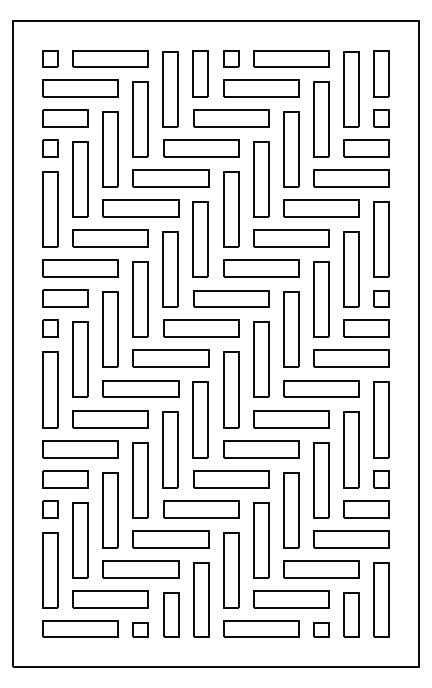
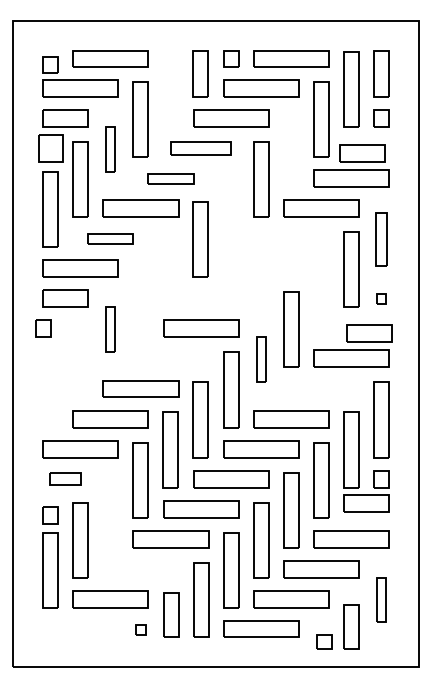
part position: (50, 58) -> (50, 64) (50, 64)
part: present -> none (170, 89)
part size: 17x19 px -> 26x29 px (50, 148)
part size: 77x19 px -> 62x15 px (200, 148)
part position: (366, 148) -> (362, 153) (362, 153)
part size: 17x77 px -> 11x47 px (110, 149)
part: present -> none (291, 149)
part size: 78x19 px -> 48x12 px (170, 178)
part: present -> none (231, 209)
part size: 77x19 px -> 47x12 px (110, 238)
part: present -> none (291, 238)
part size: 17x77 px -> 13x55 px (381, 239)
part: present -> none (261, 268)
part: present -> none (170, 269)
part: present -> none (231, 298)
part size: 17x18 px -> 11x12 px (381, 298)
part: present -> none (140, 299)
part: present -> none (321, 299)
part position: (50, 328) -> (43, 328) (43, 328)
part position: (366, 328) -> (369, 333) (369, 333)
part size: 17x77 px -> 11x47 px (110, 329)
part: present -> none (170, 358)
part: present -> none (80, 359)
part size: 17x77 px -> 11x47 px (261, 359)
part: present -> none (321, 388)
part: present -> none (50, 389)
part size: 47x19 px -> 33x14 px (65, 478)
part position: (50, 509) -> (50, 515) (50, 515)
part position: (366, 509) -> (366, 503) (366, 503)
part: present -> none (110, 510)
part: present -> none (140, 569)
part size: 17x76 px -> 11x46 px (381, 599)
part position: (351, 614) -> (351, 626) (351, 626)
part: present -> none (80, 628)
part size: 17x16 px -> 12x12 px (140, 629)
part position: (321, 629) -> (324, 641) (324, 641)
